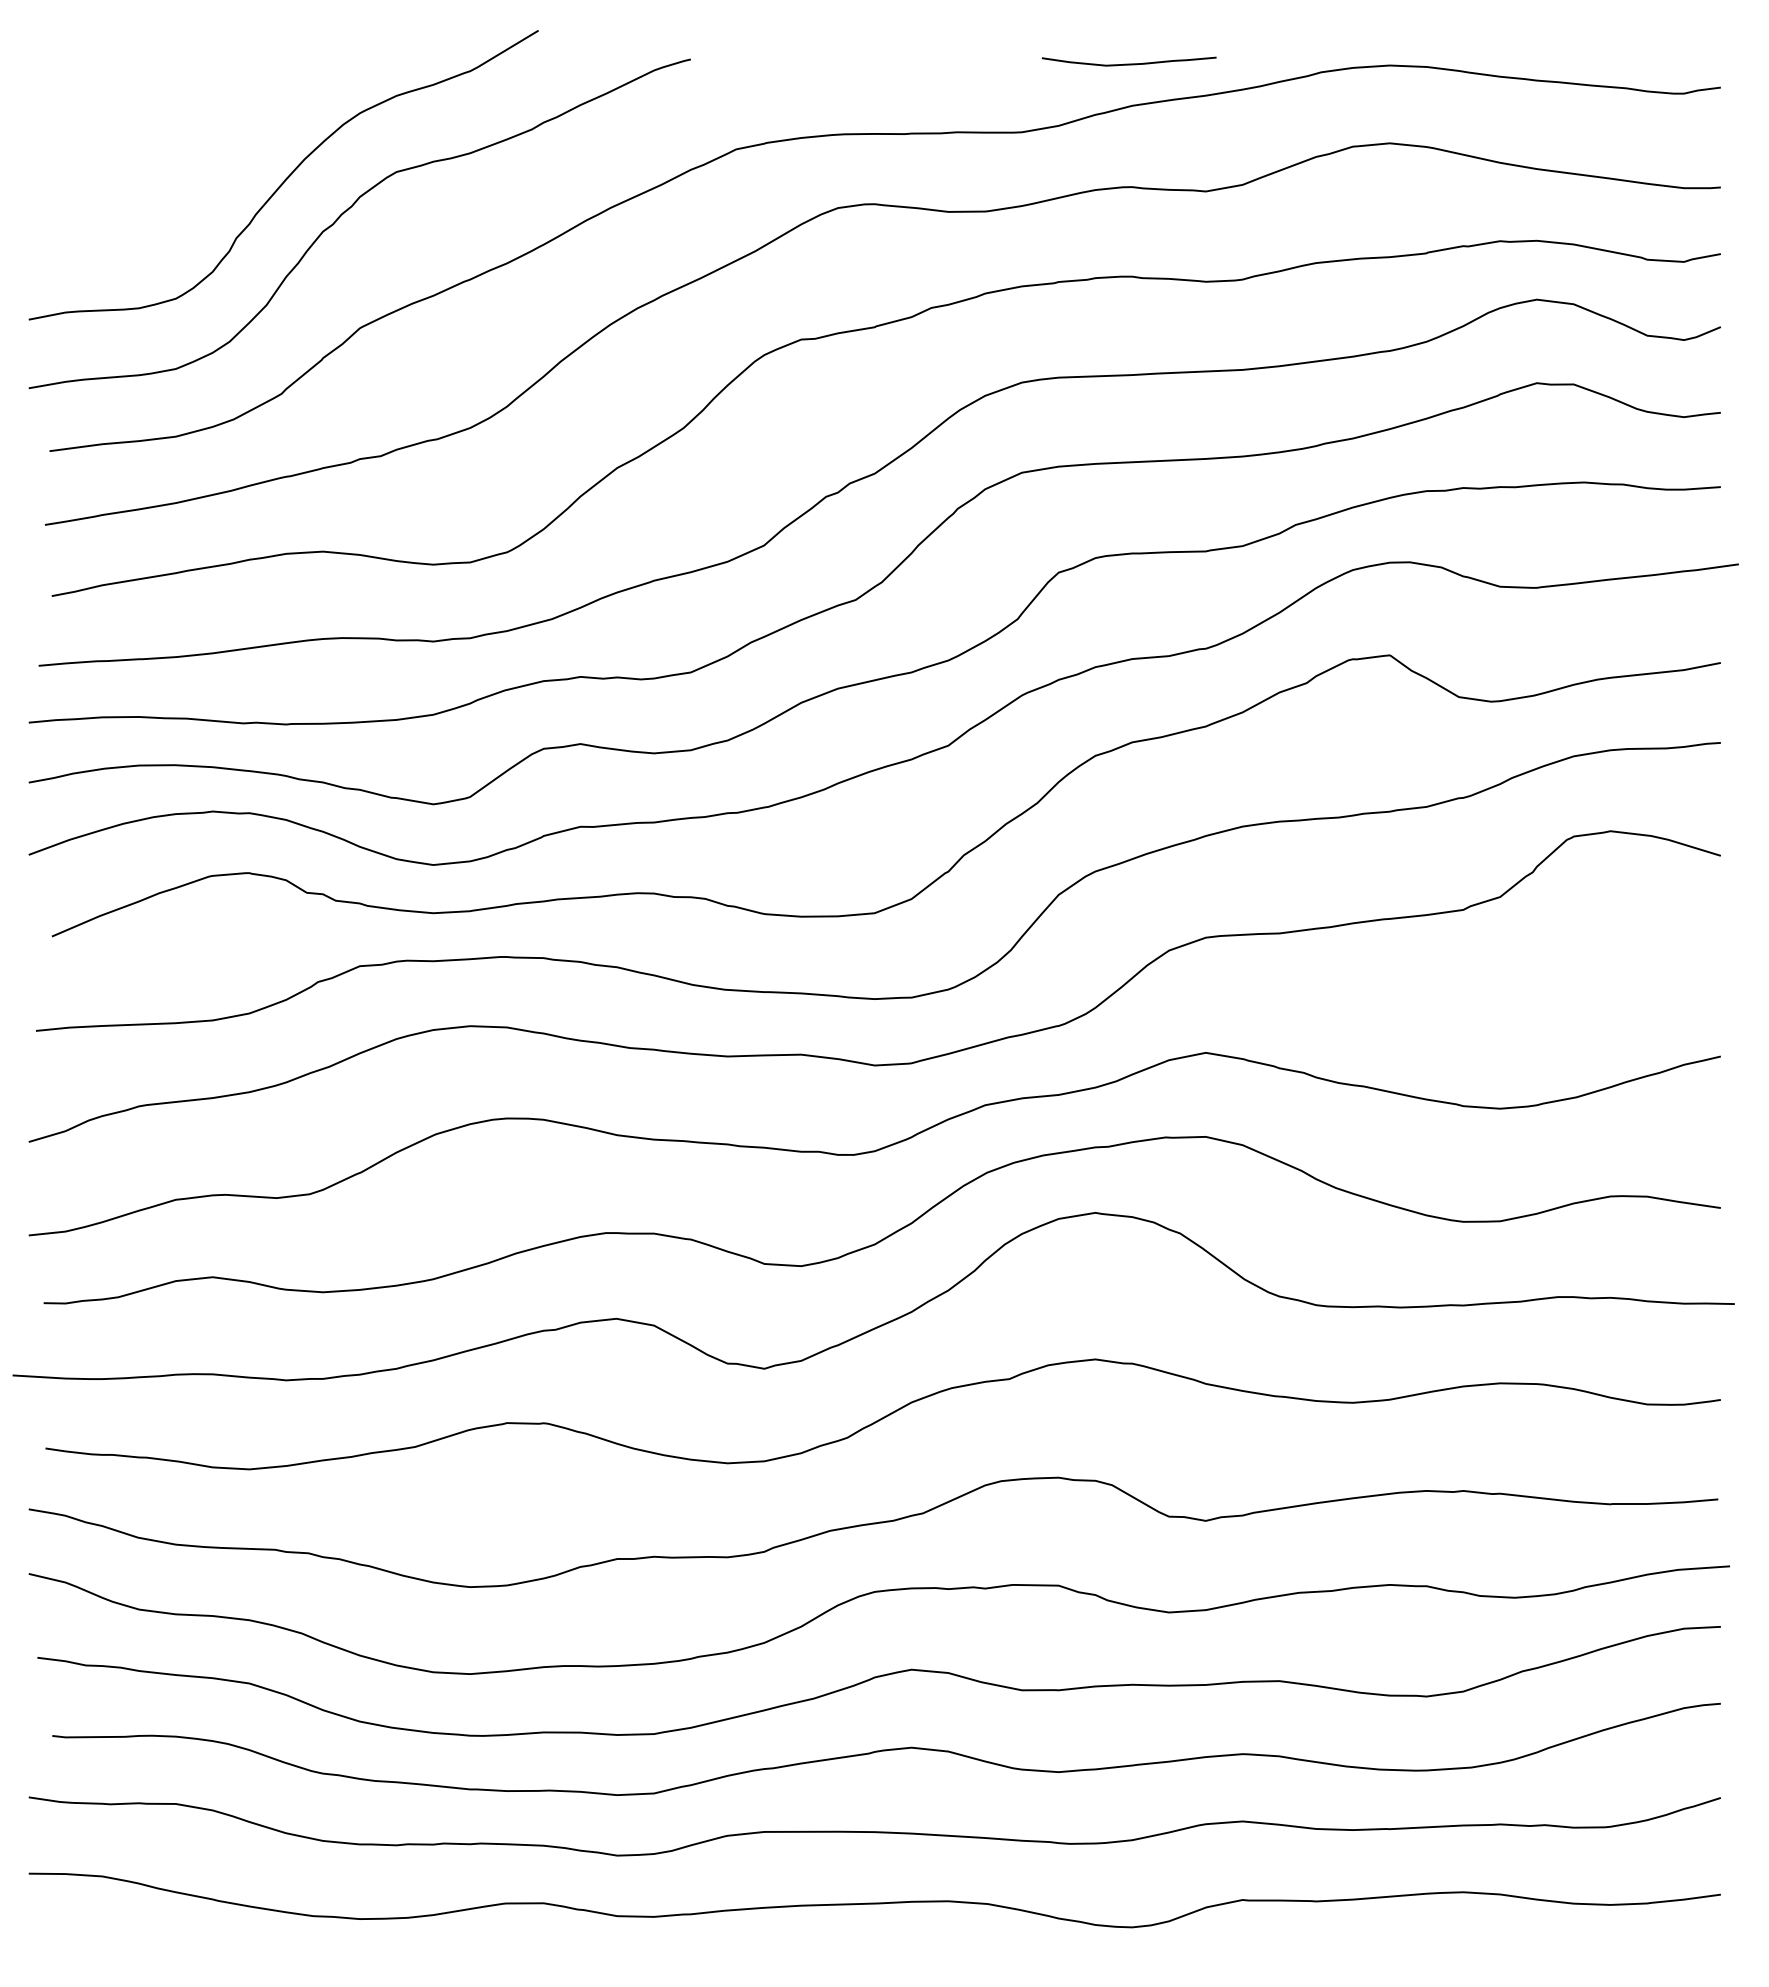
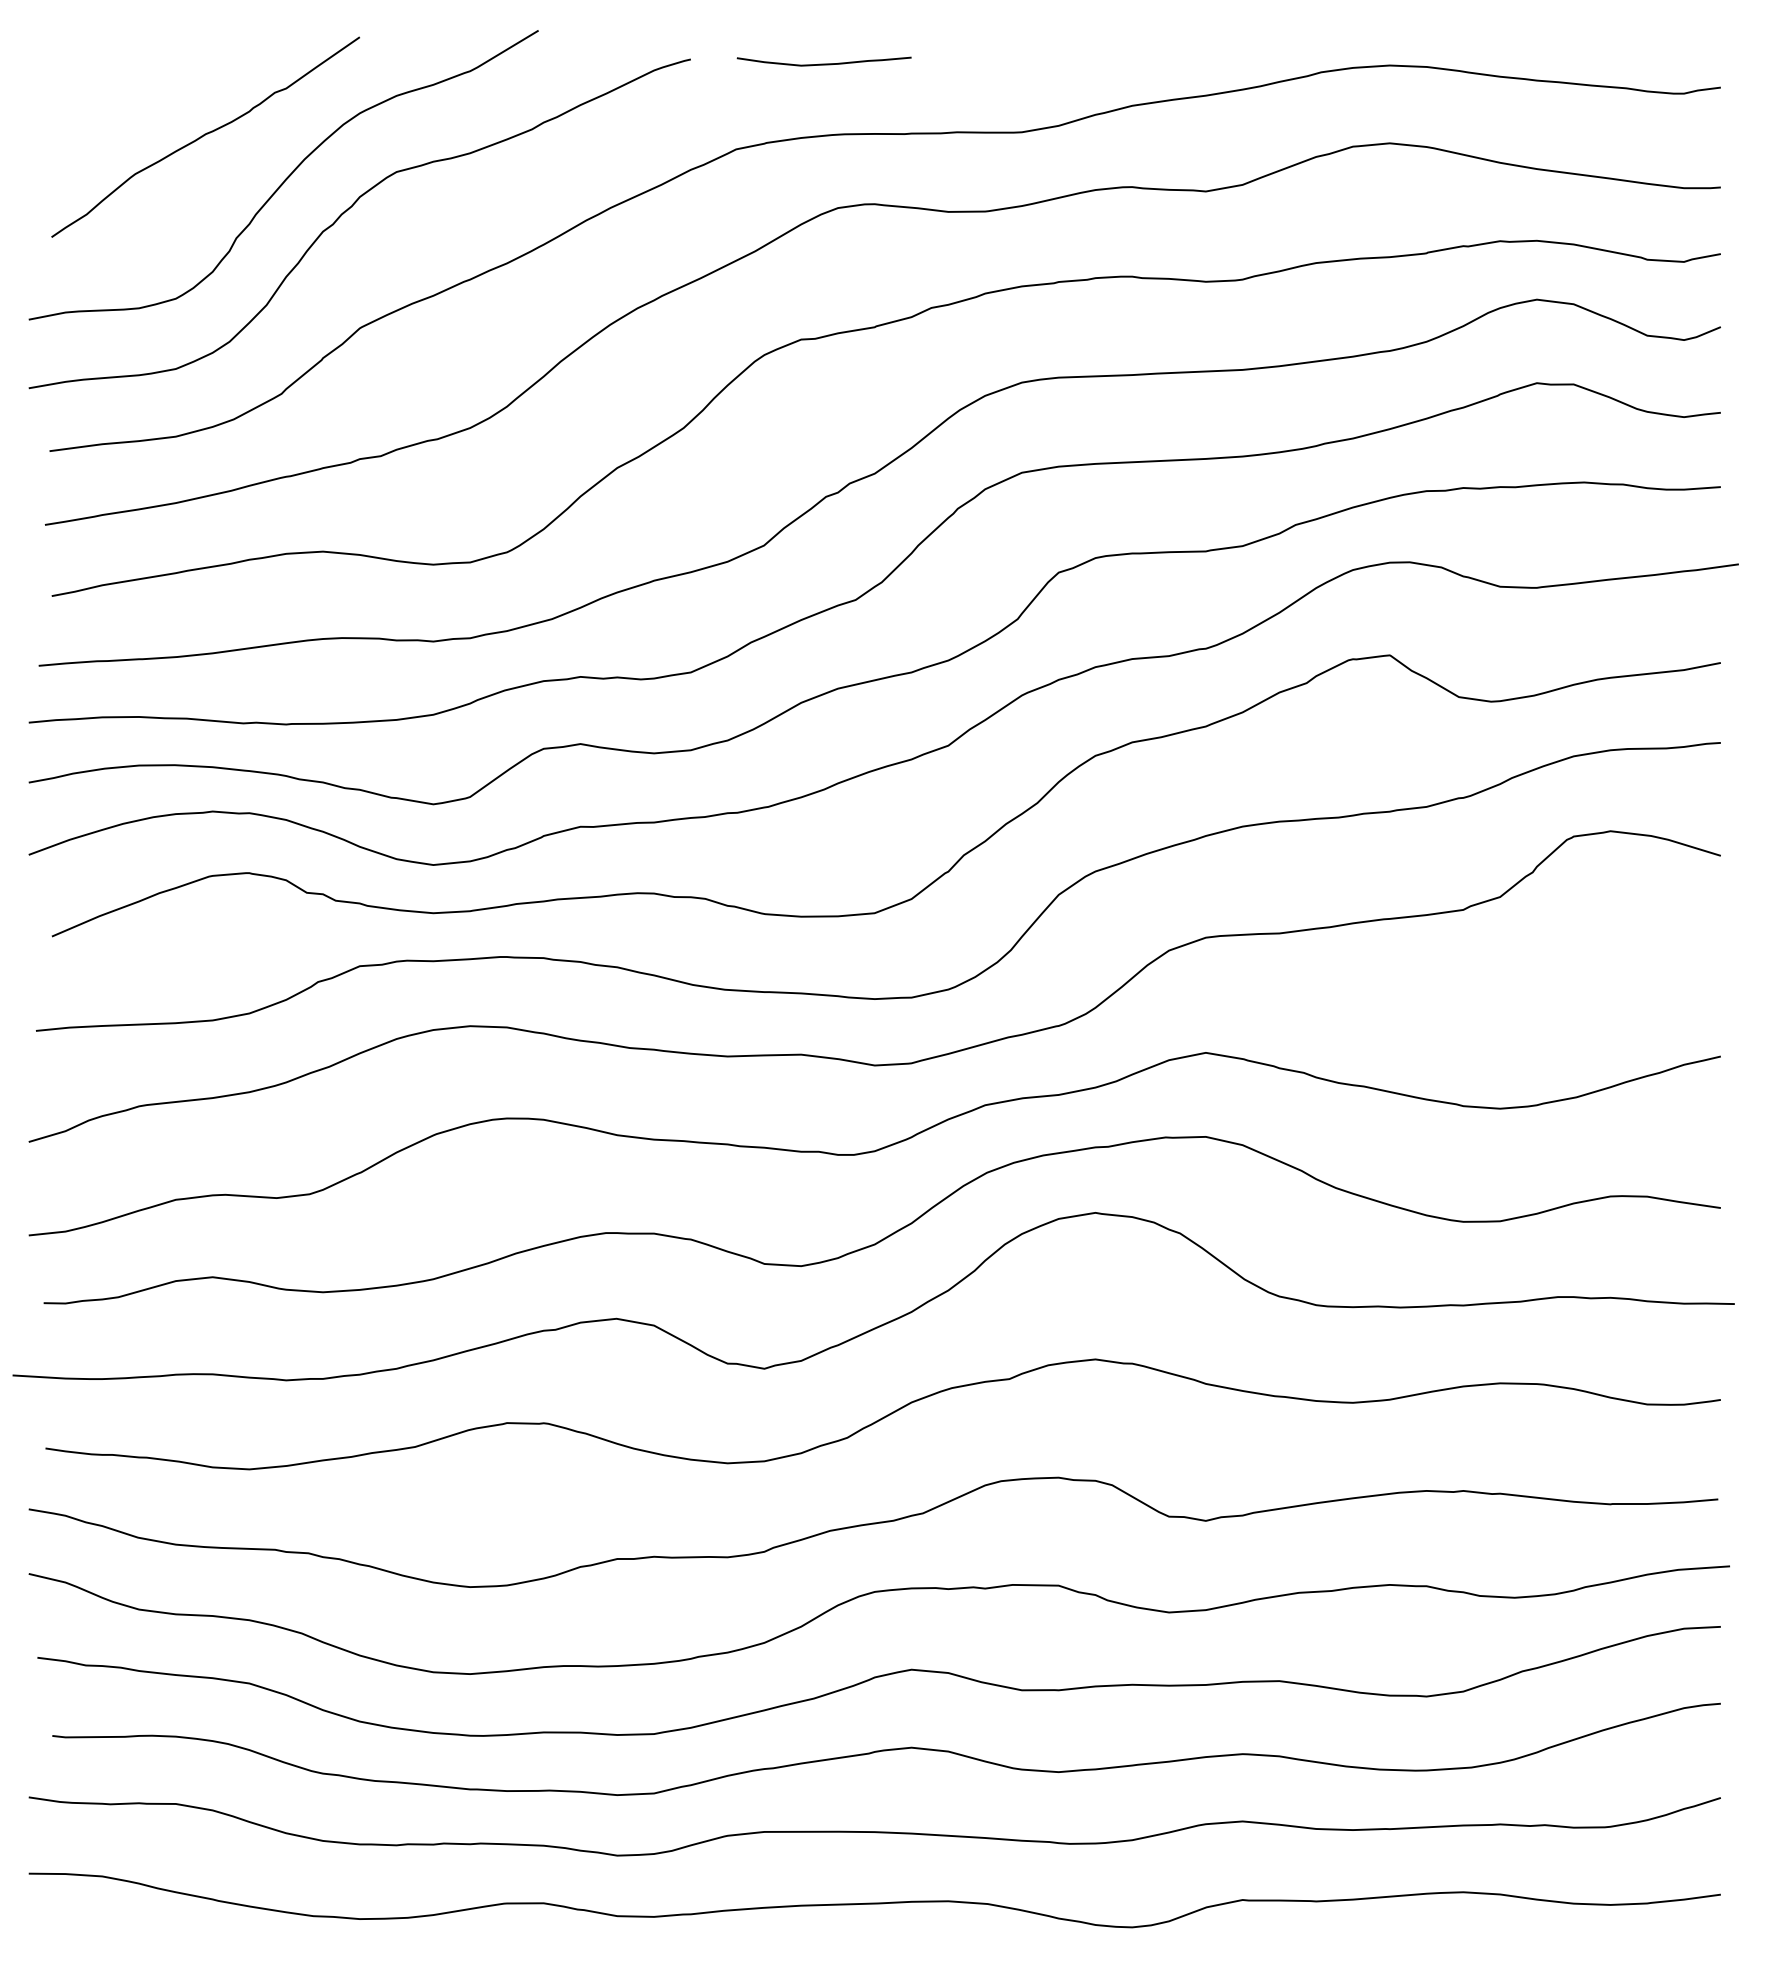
curve position: (1128, 63) -> (823, 63) (823, 63)
curve: none -> present (205, 135)
